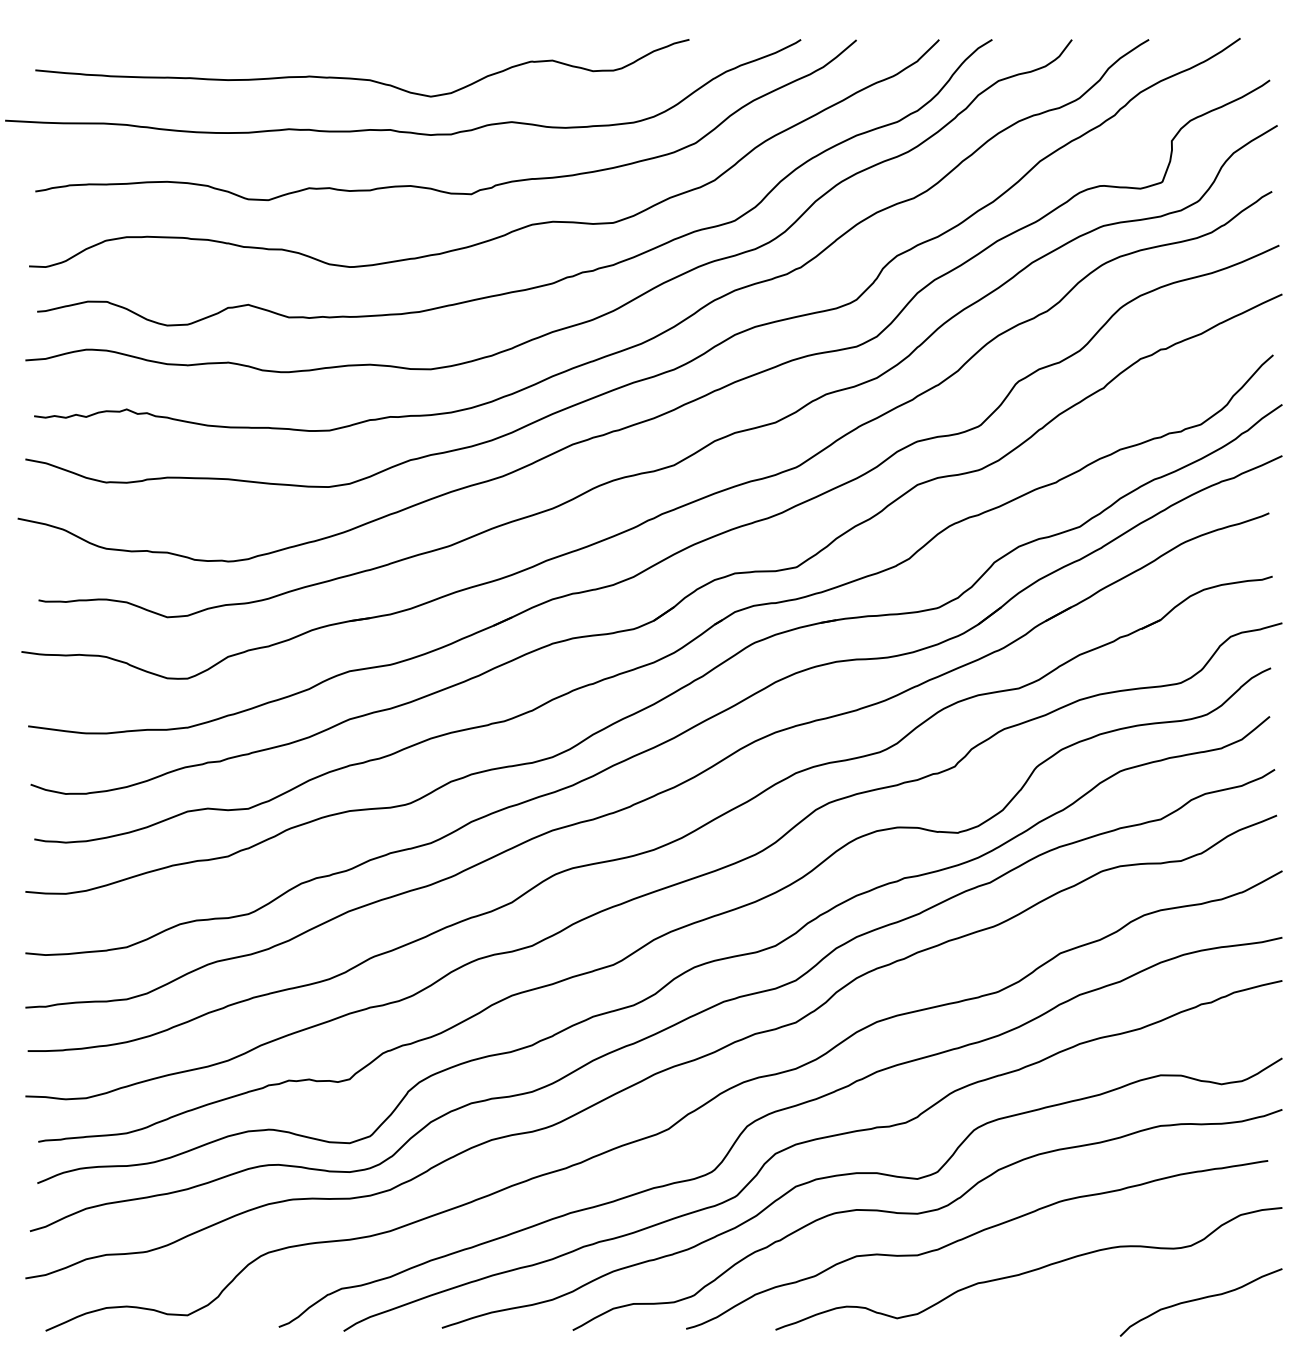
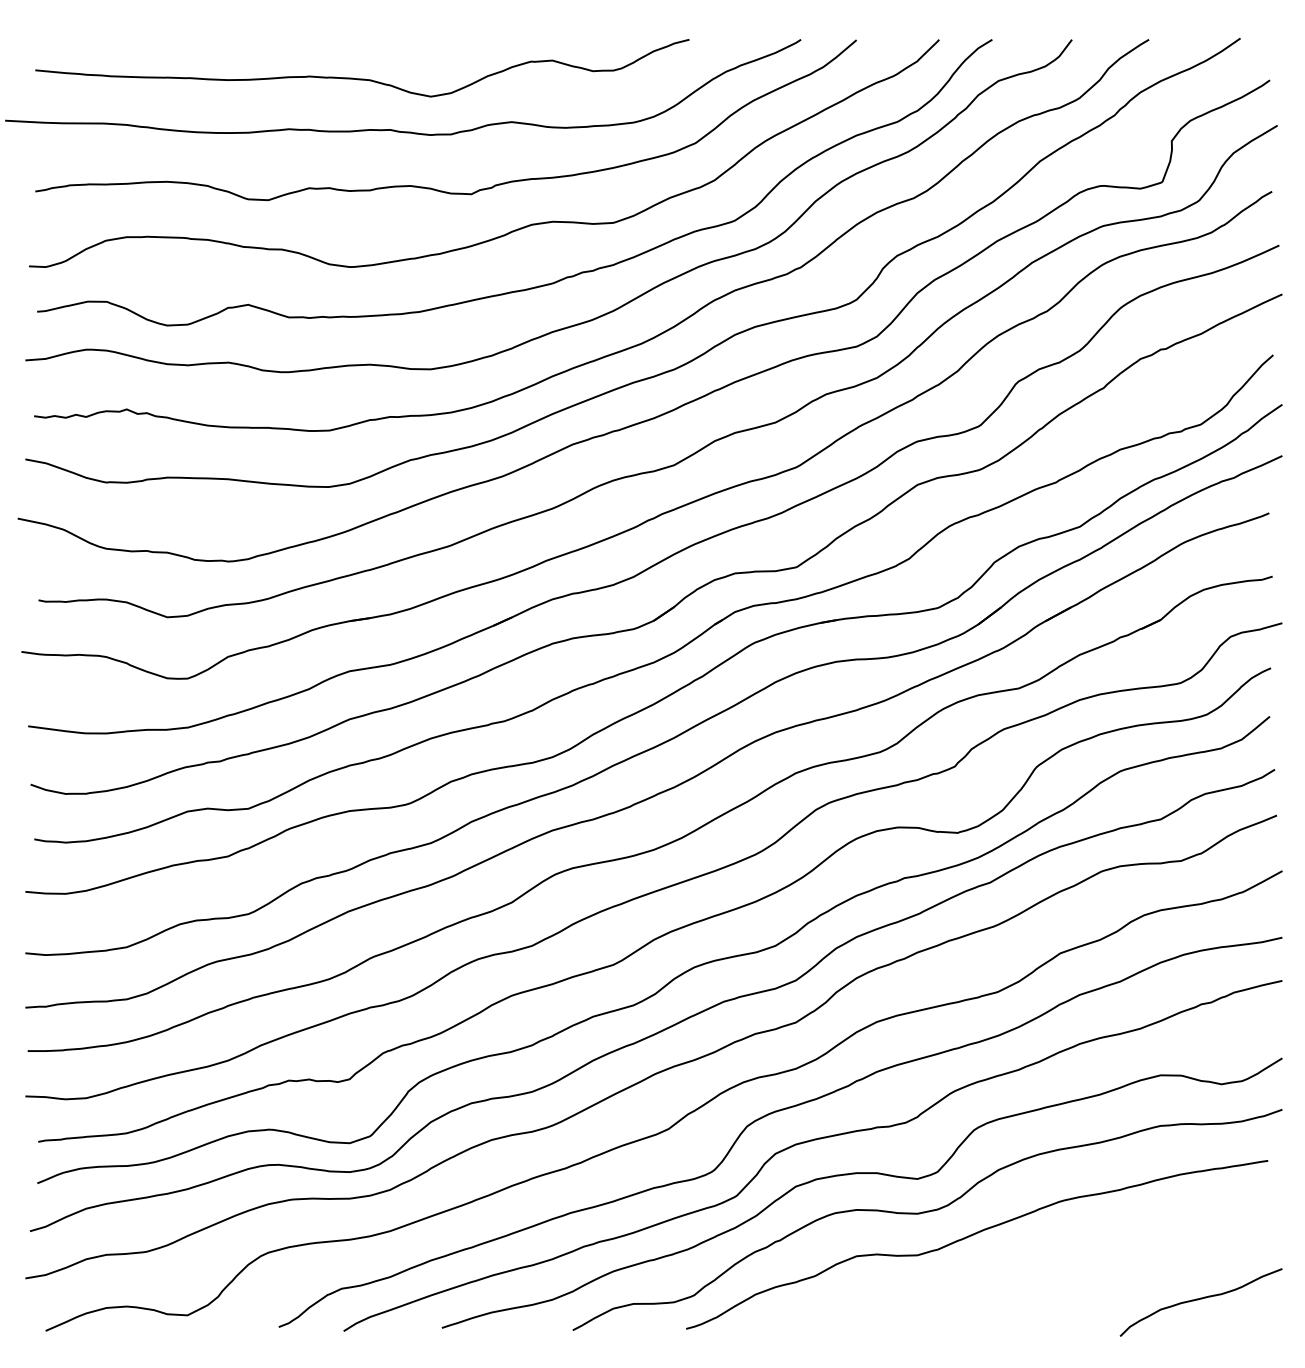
curve: present -> none (1029, 1270)
